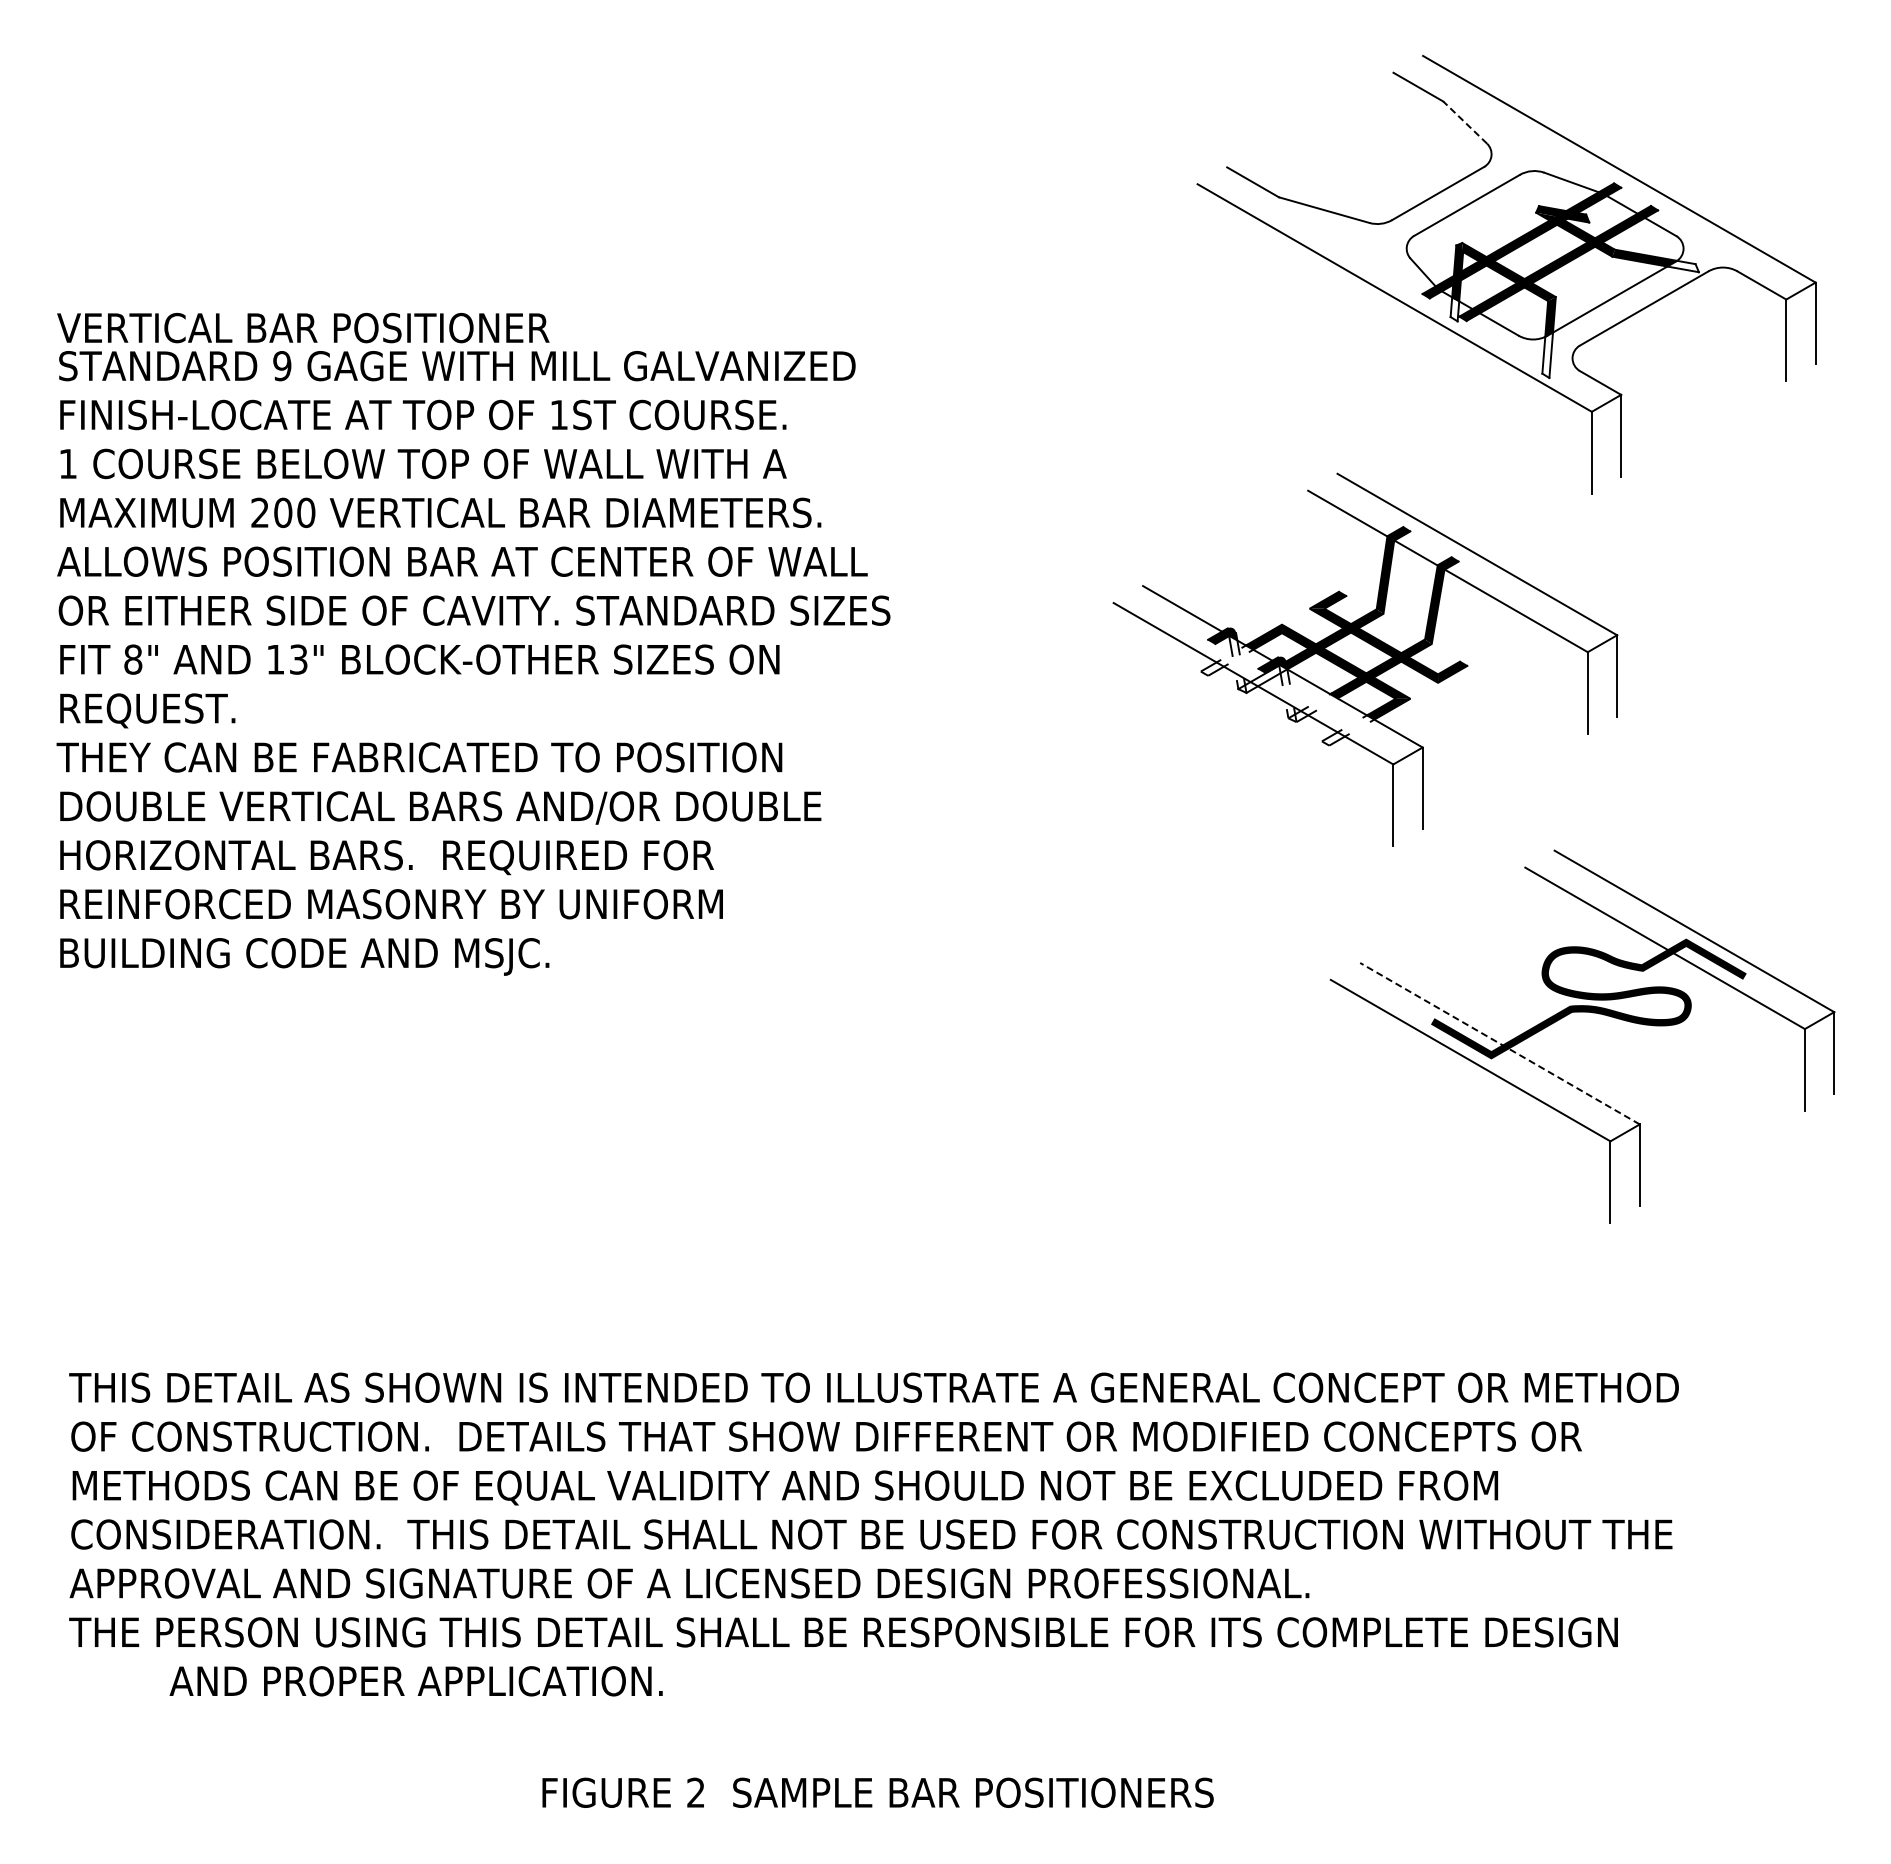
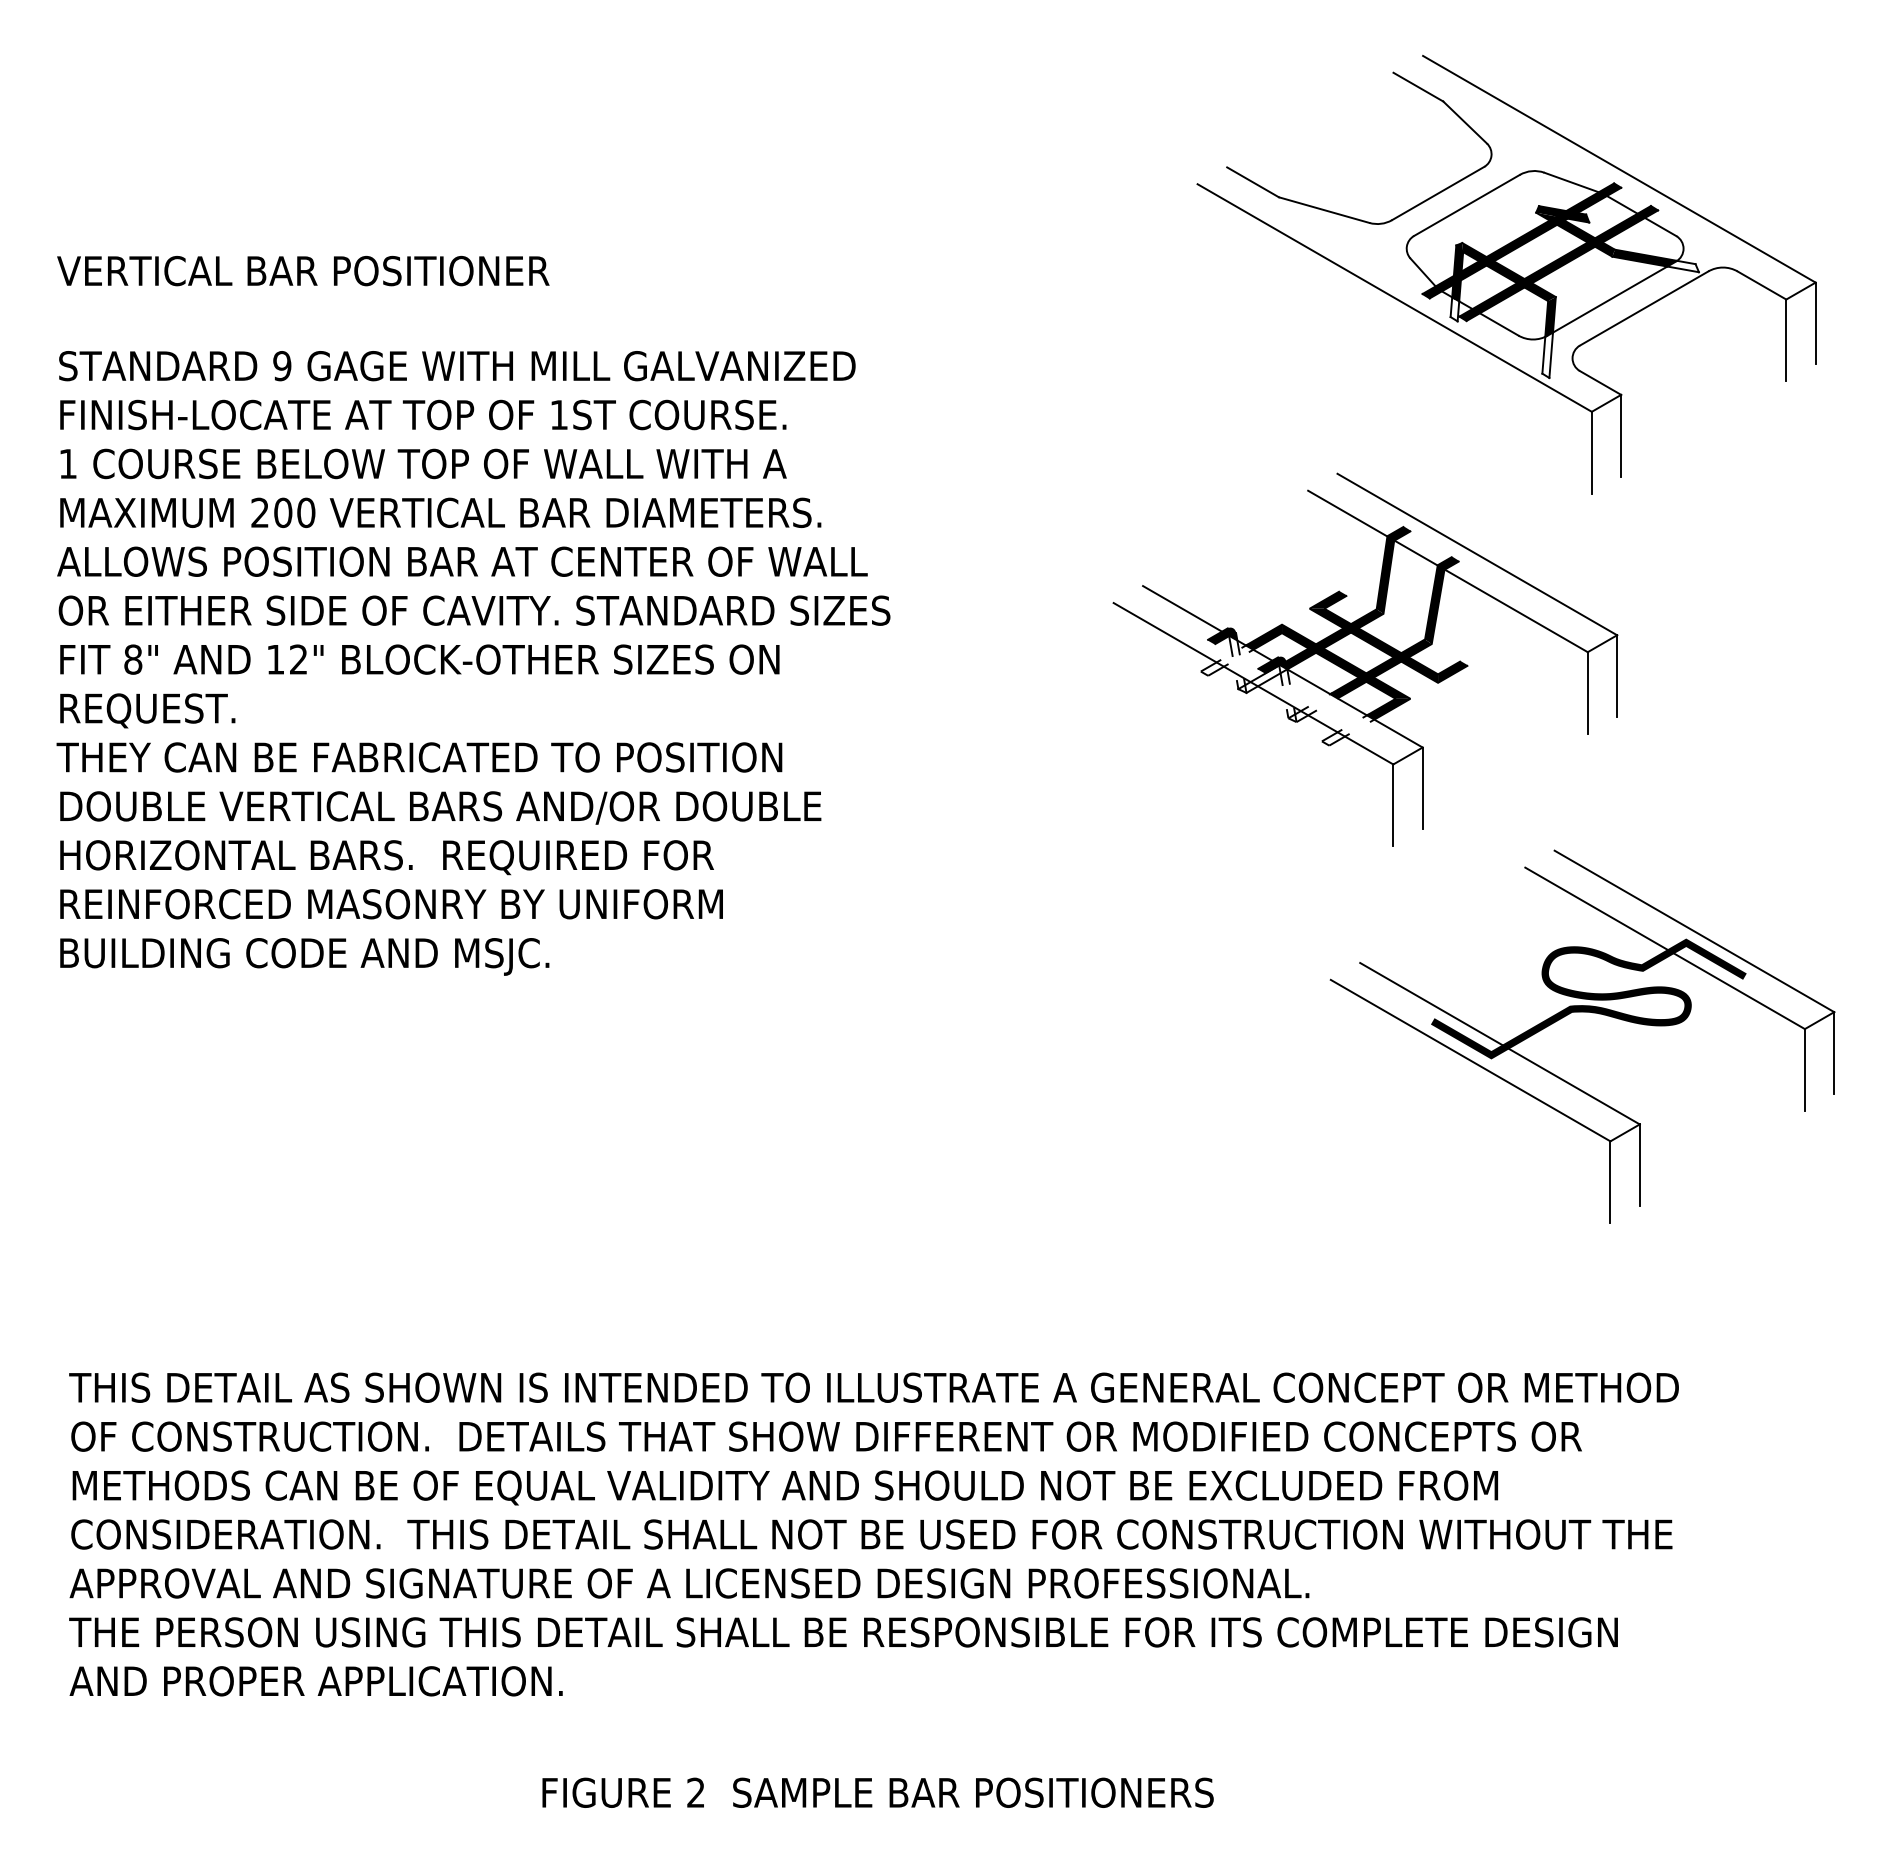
line: dashed -> solid (1464, 122)
text position: (303, 327) -> (303, 270) (303, 270)
text: 13" -> 12" (298, 659)
line: dashed -> solid (1499, 1043)
text position: (415, 1681) -> (315, 1681) (315, 1681)
